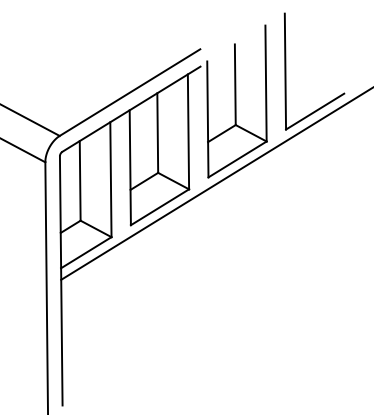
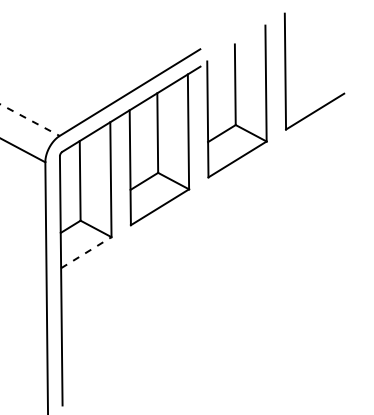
line: solid -> dashed (30, 120)
line: present -> none (215, 184)
line: solid -> dashed (86, 252)
